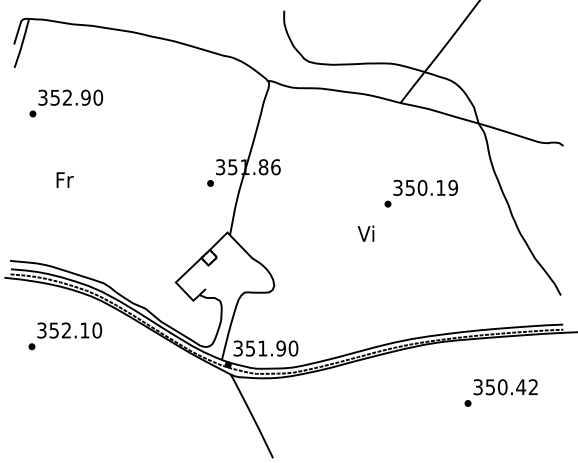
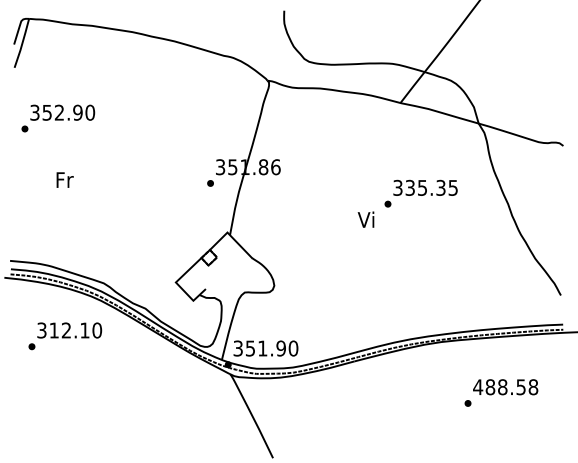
text position: (66, 103) -> (58, 118) (58, 118)
text: 350.19 -> 335.35 (432, 187)
text position: (365, 233) -> (365, 219) (365, 219)
text: 352.10 -> 312.10 (53, 330)
text: 350.42 -> 488.58 (505, 387)
